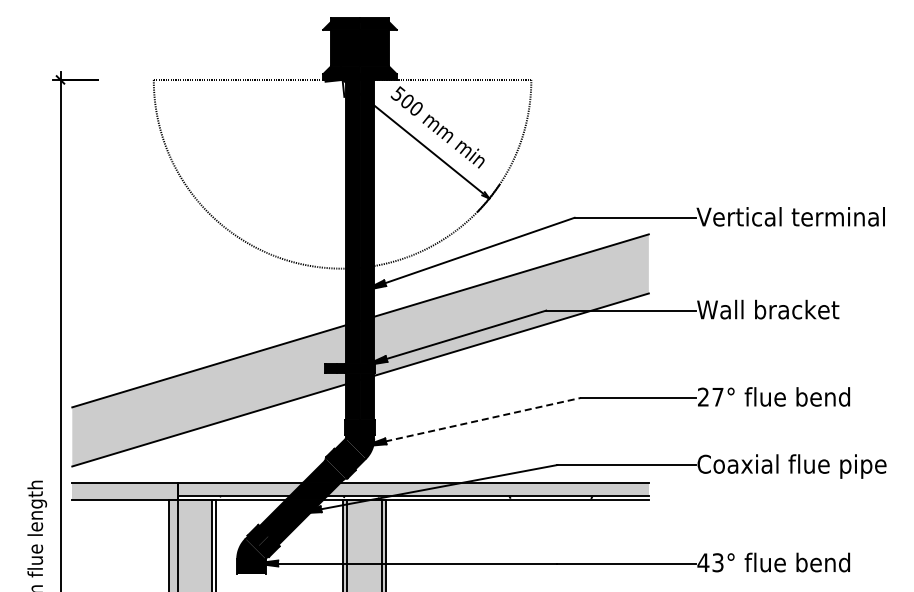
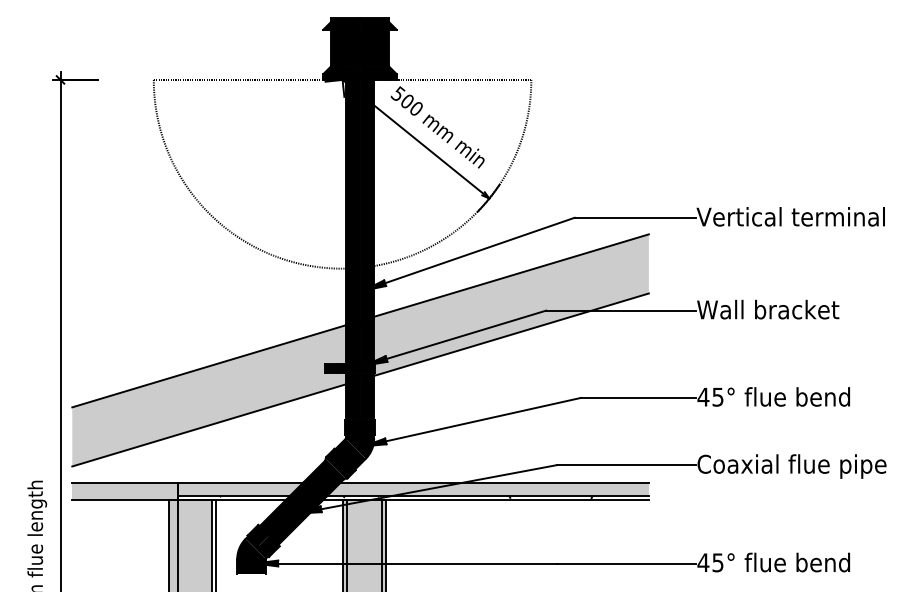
text: 27° -> 45° (710, 396)
line: dashed -> solid (472, 422)
text: 43° -> 45° (718, 562)
